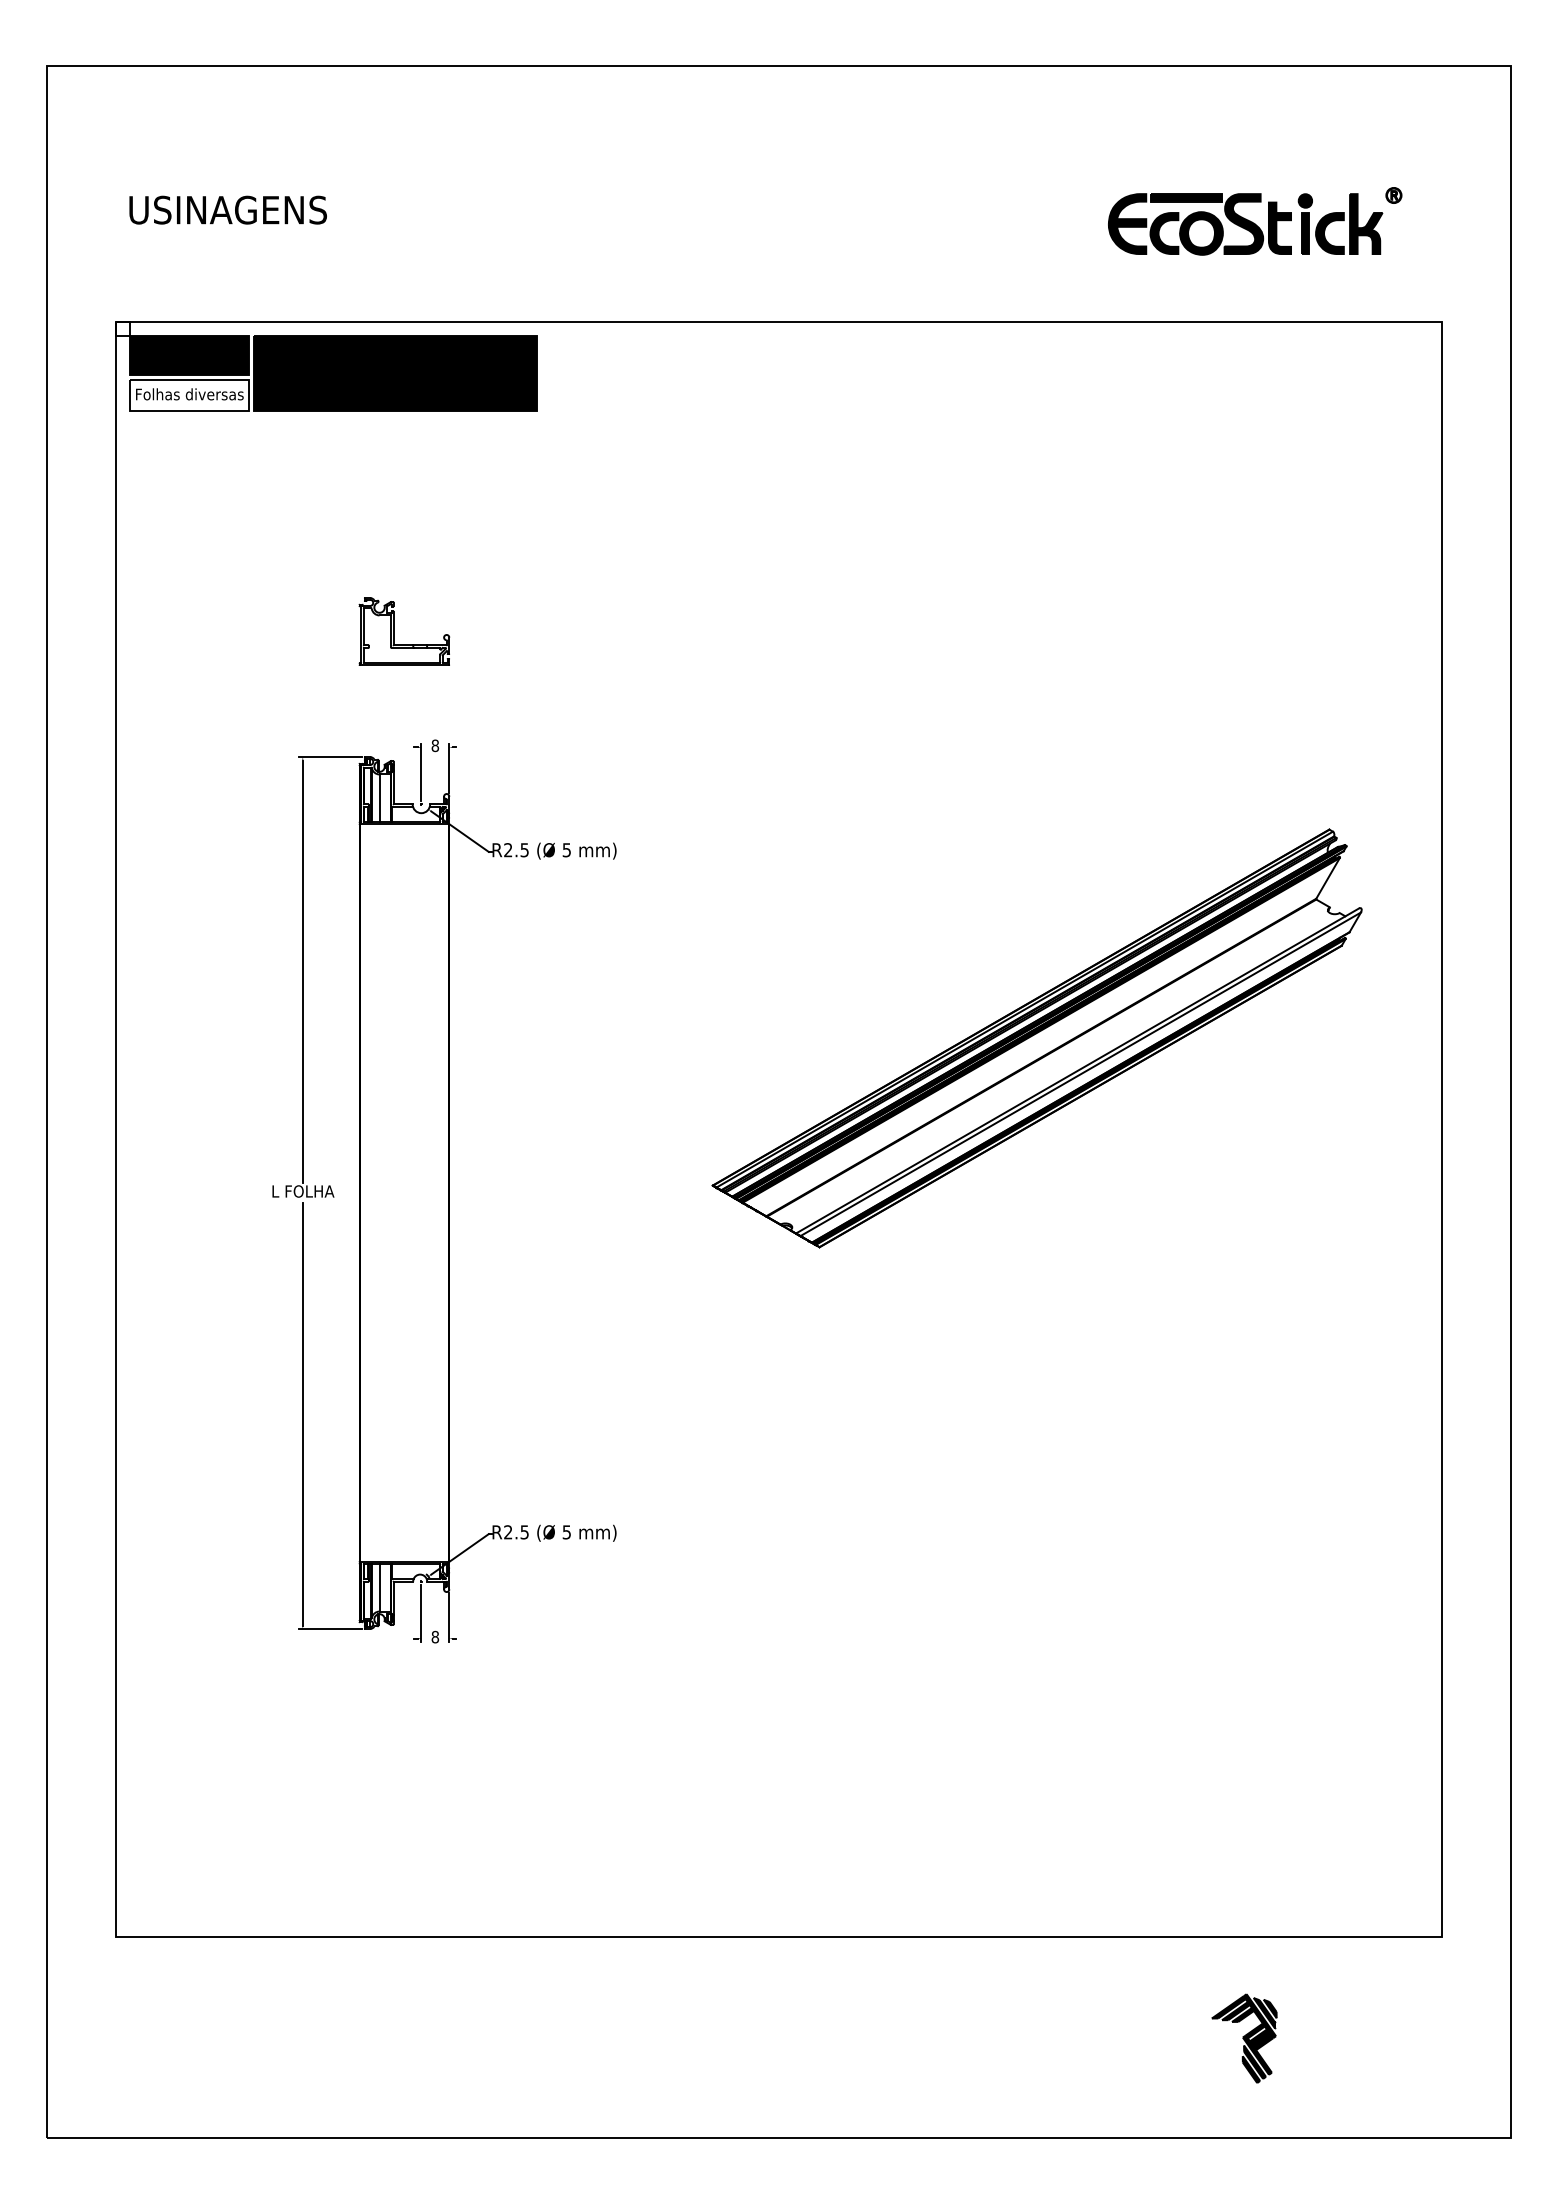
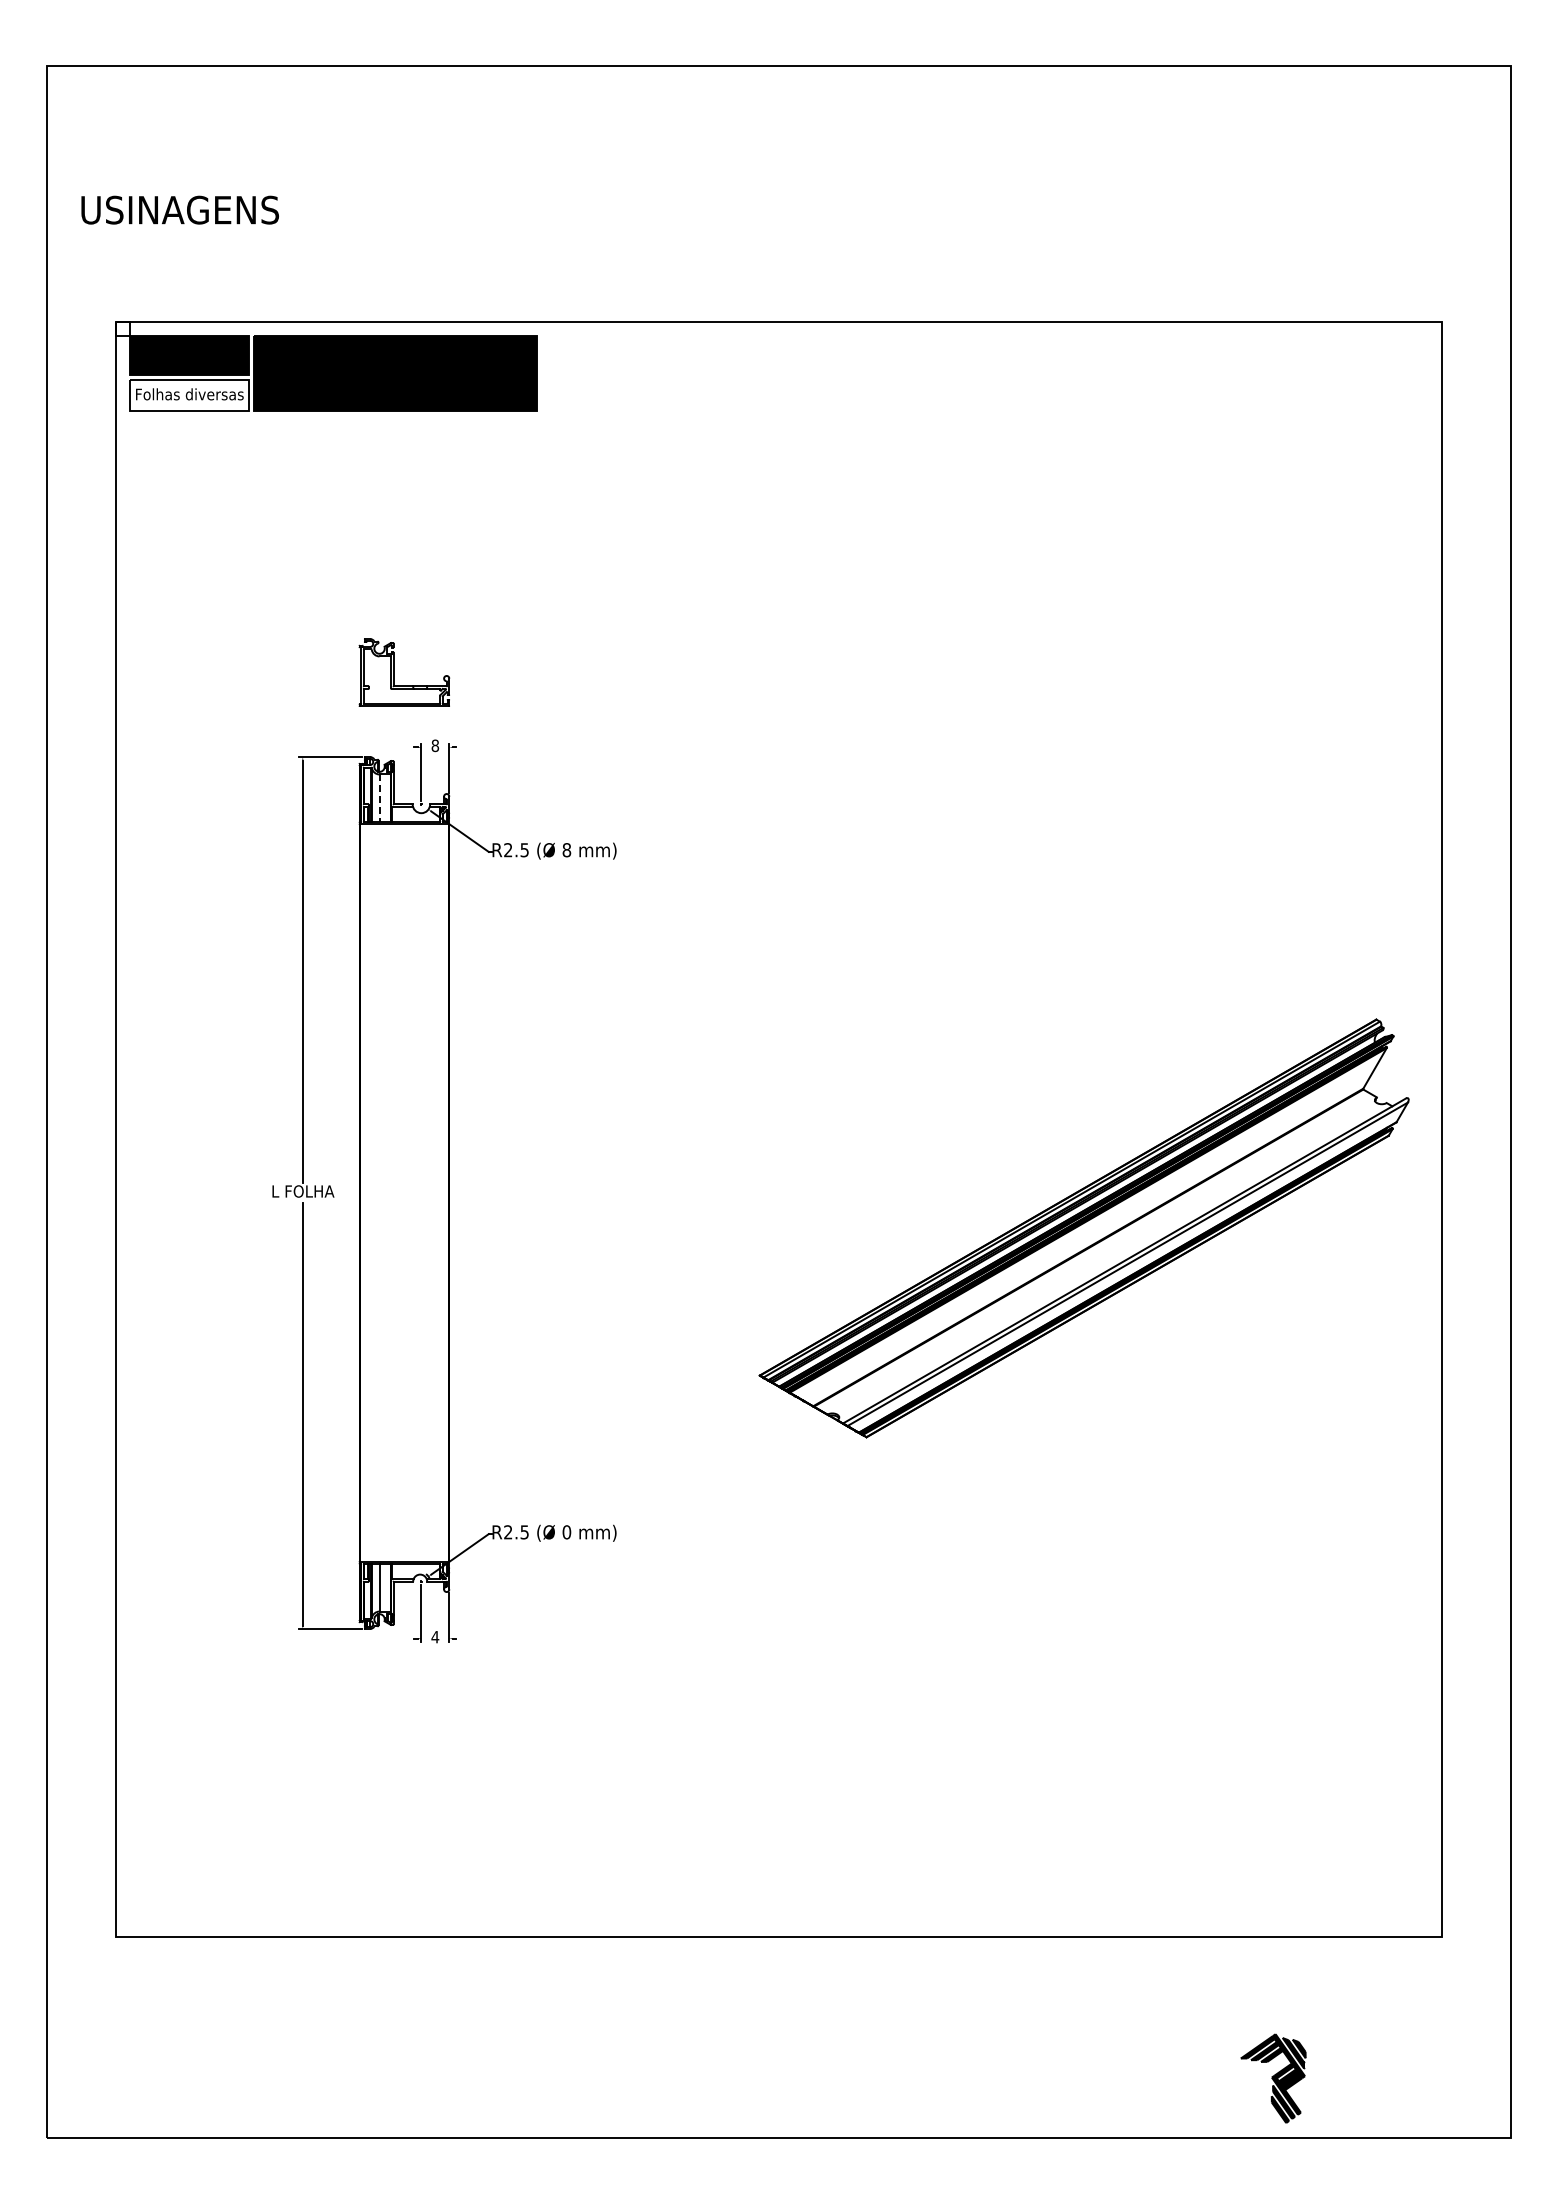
text position: (227, 209) -> (179, 209) (179, 209)
part: present -> none (1255, 221)
part position: (394, 631) -> (394, 672) (394, 672)
line: solid -> dashed (379, 798)
text: 5 -> 8 (566, 850)
part position: (1036, 1038) -> (1083, 1228) (1083, 1228)
text: 5 -> 0 (566, 1532)
text: 8 -> 4 (435, 1636)
part position: (1244, 2038) -> (1273, 2078) (1273, 2078)
